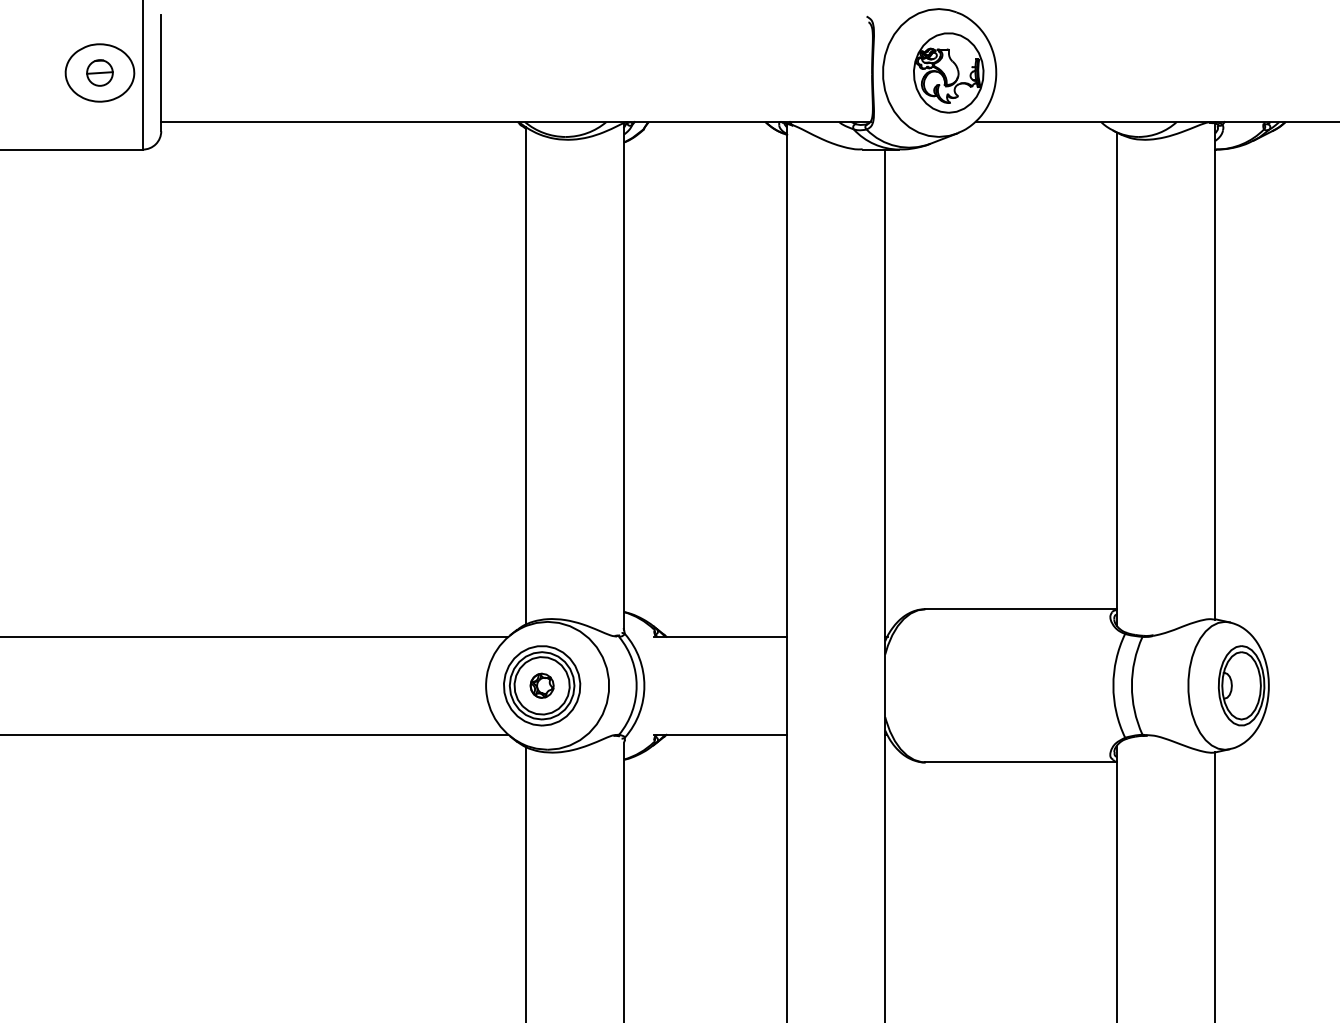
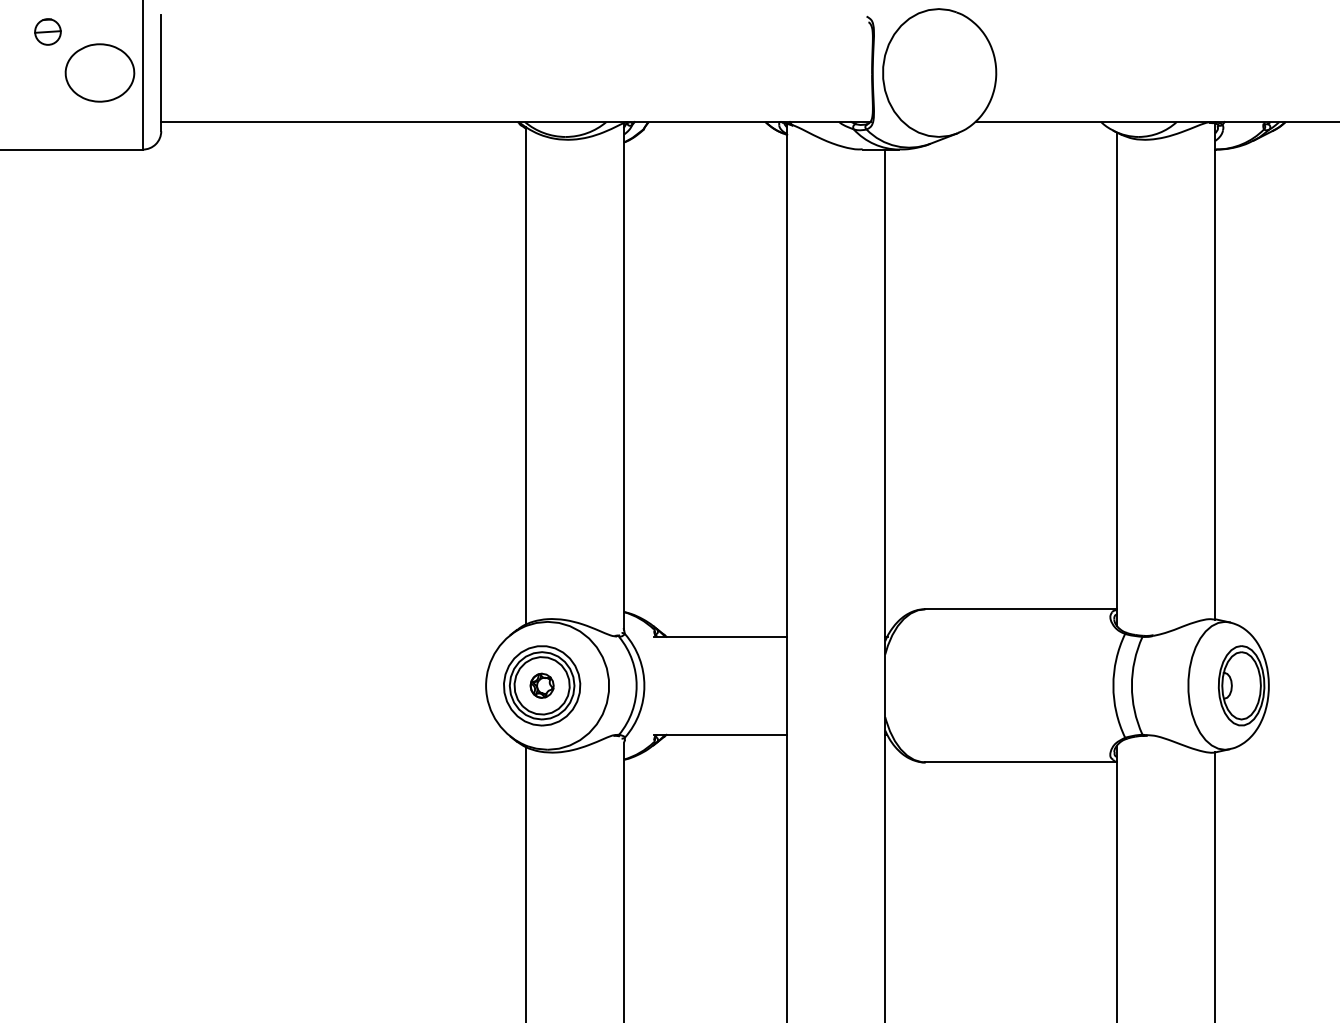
part position: (99, 72) -> (47, 31) (47, 31)
part: present -> none (948, 72)
line: present -> none (255, 636)
line: present -> none (255, 734)
